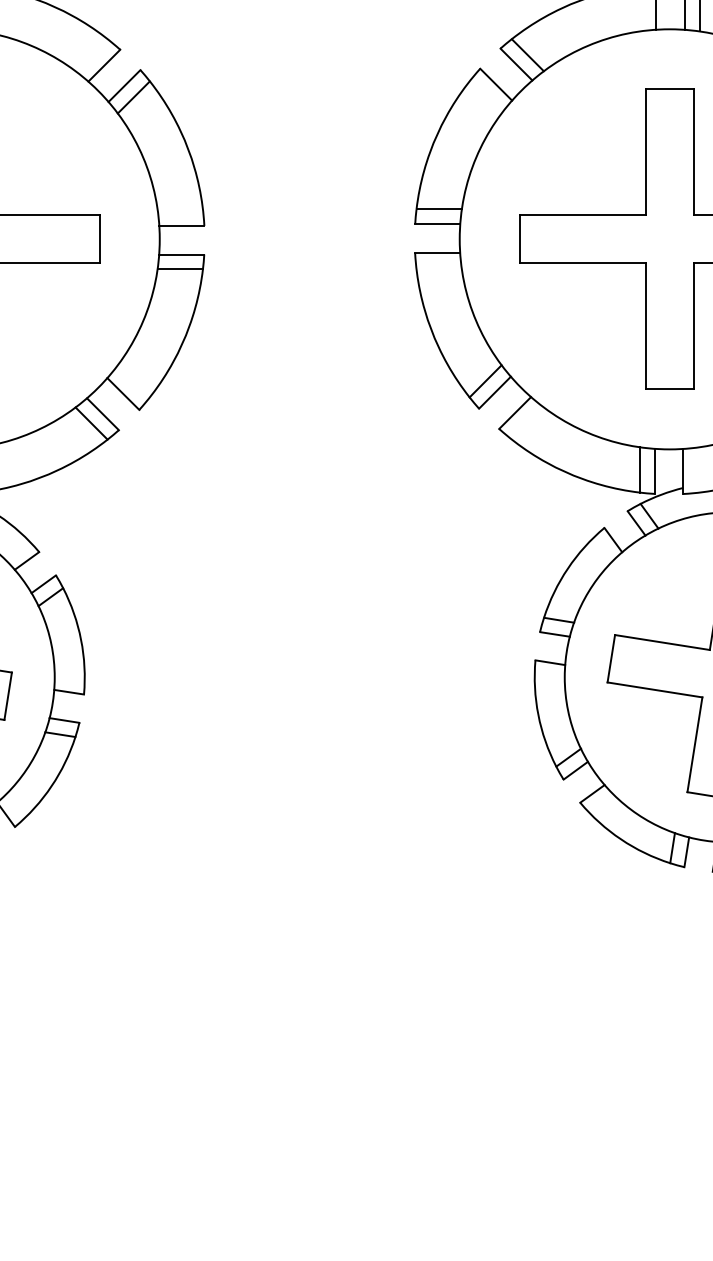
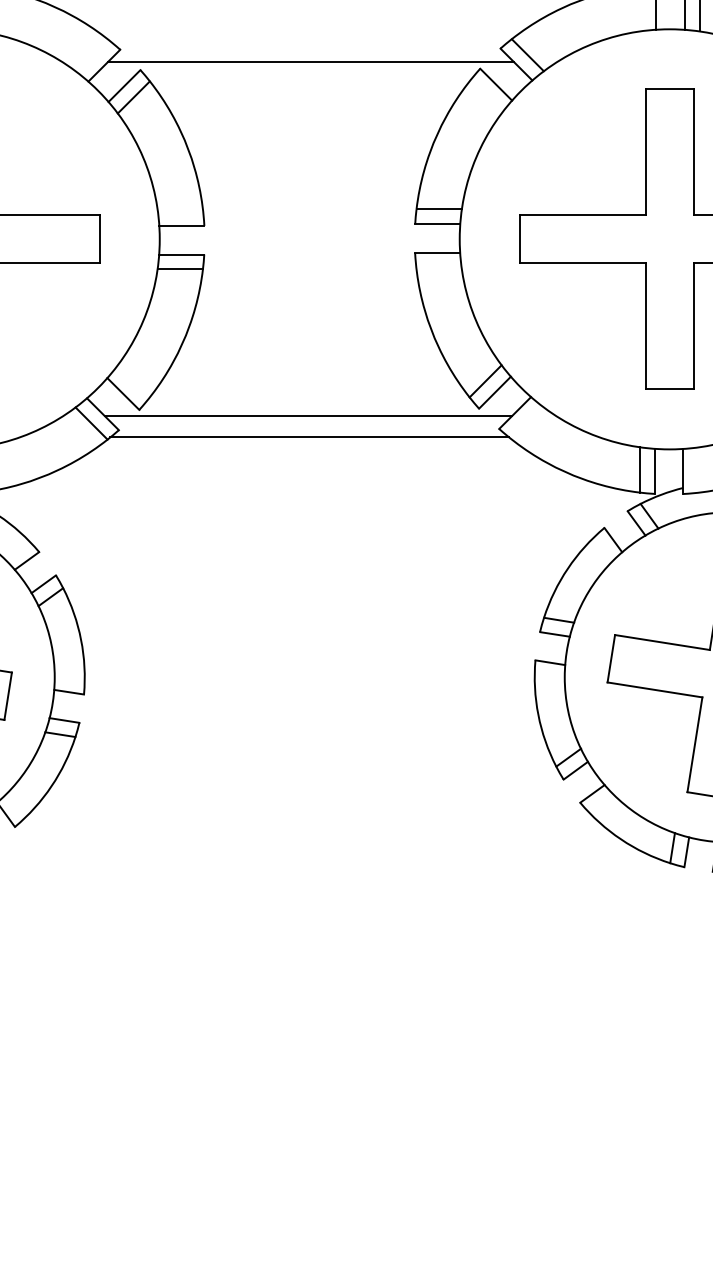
line: none -> present (310, 62)
line: none -> present (308, 416)
line: none -> present (309, 437)
